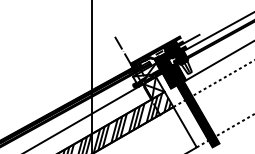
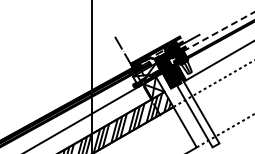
line: solid -> dashed (218, 31)
hatch: present -> none (198, 113)
